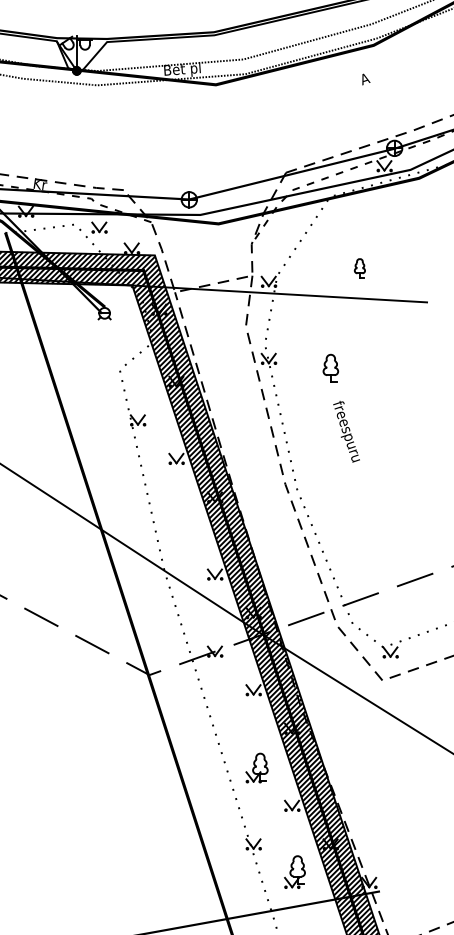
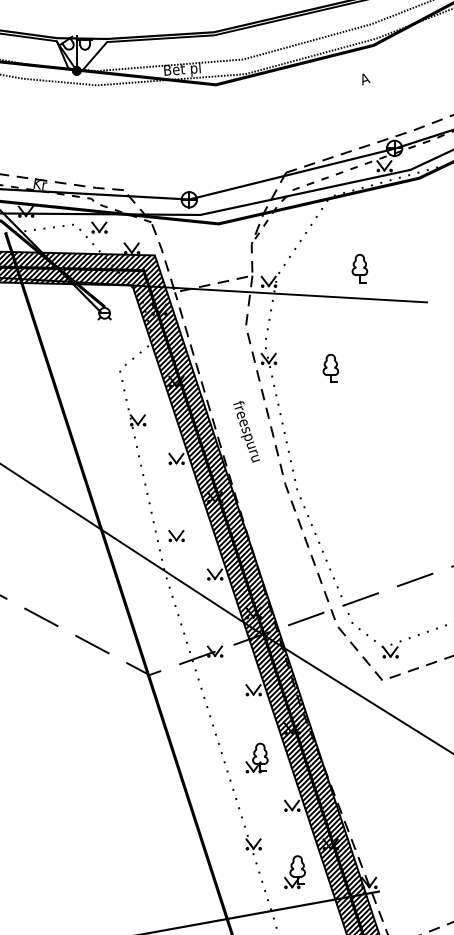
part size: 13x21 px -> 18x30 px (359, 268)
text position: (346, 431) -> (246, 431) (246, 431)
part: none -> present (176, 536)
part position: (256, 767) -> (256, 757) (256, 757)
